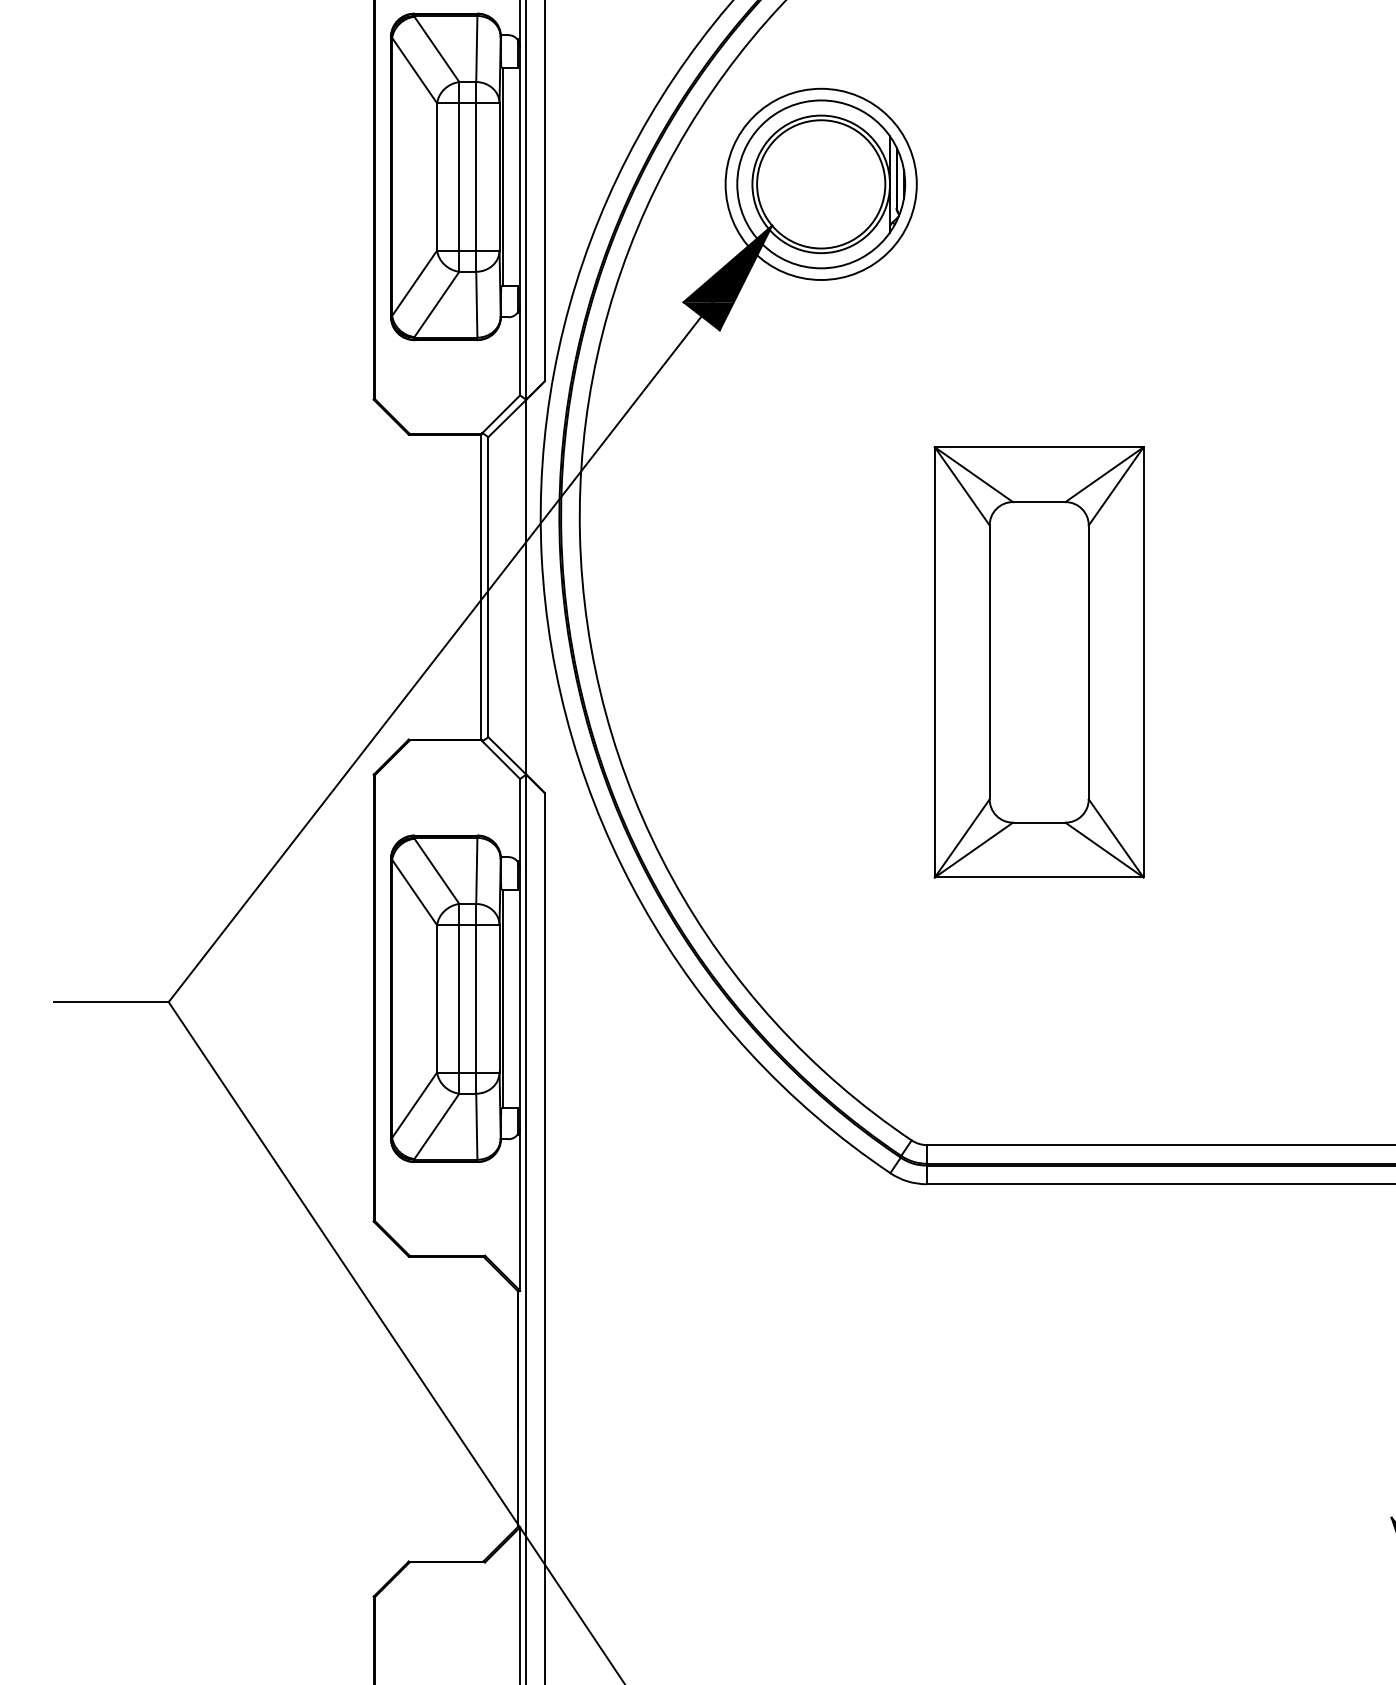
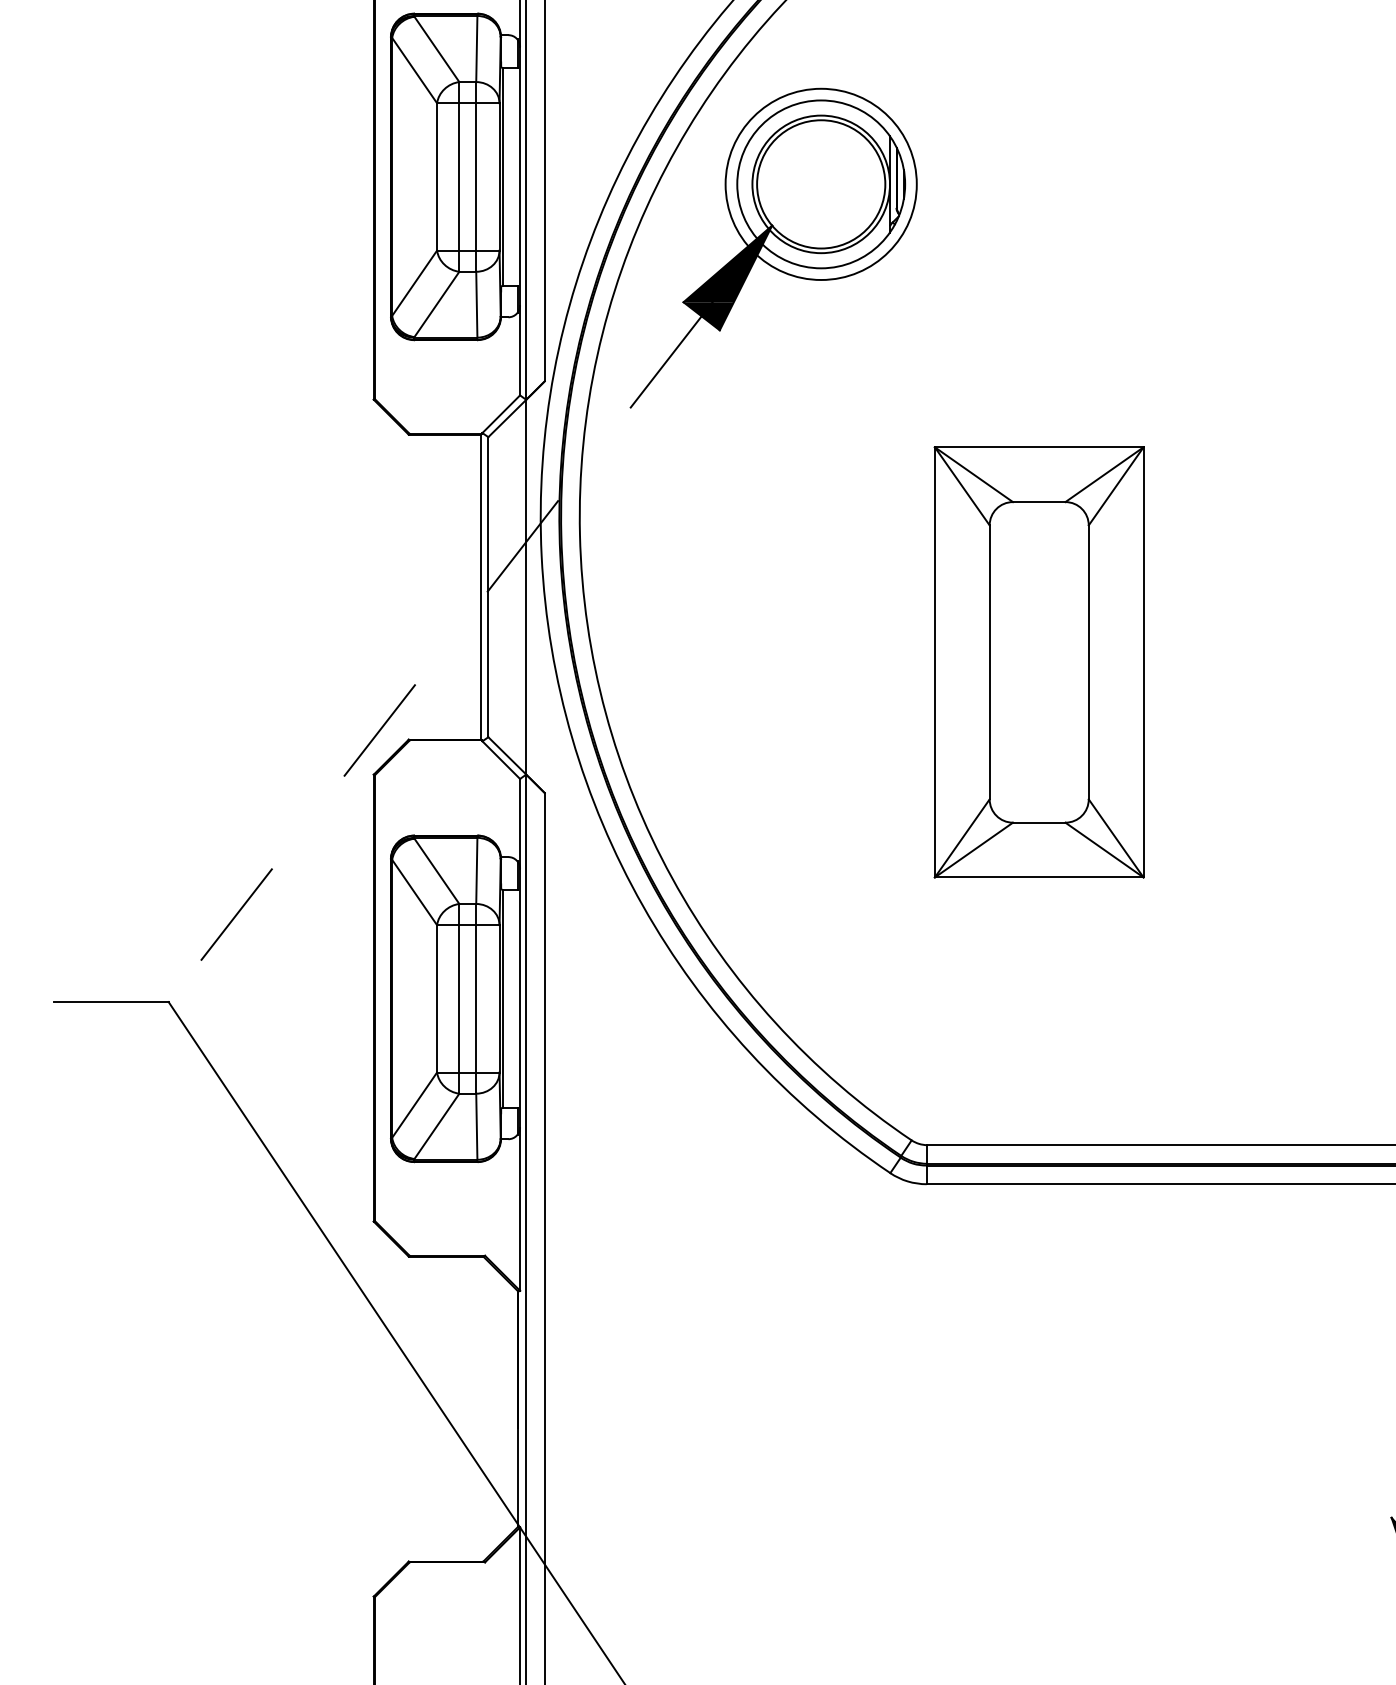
line: solid -> dashed (434, 659)
